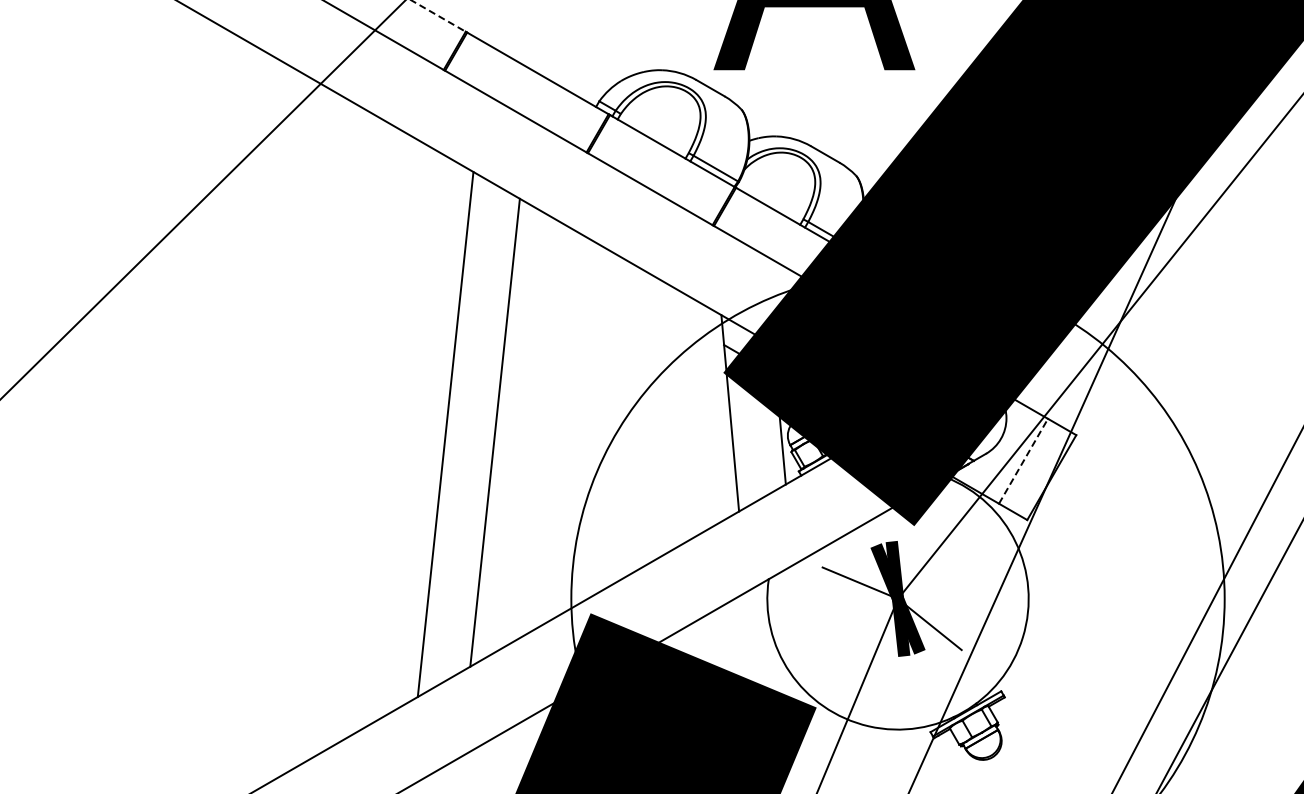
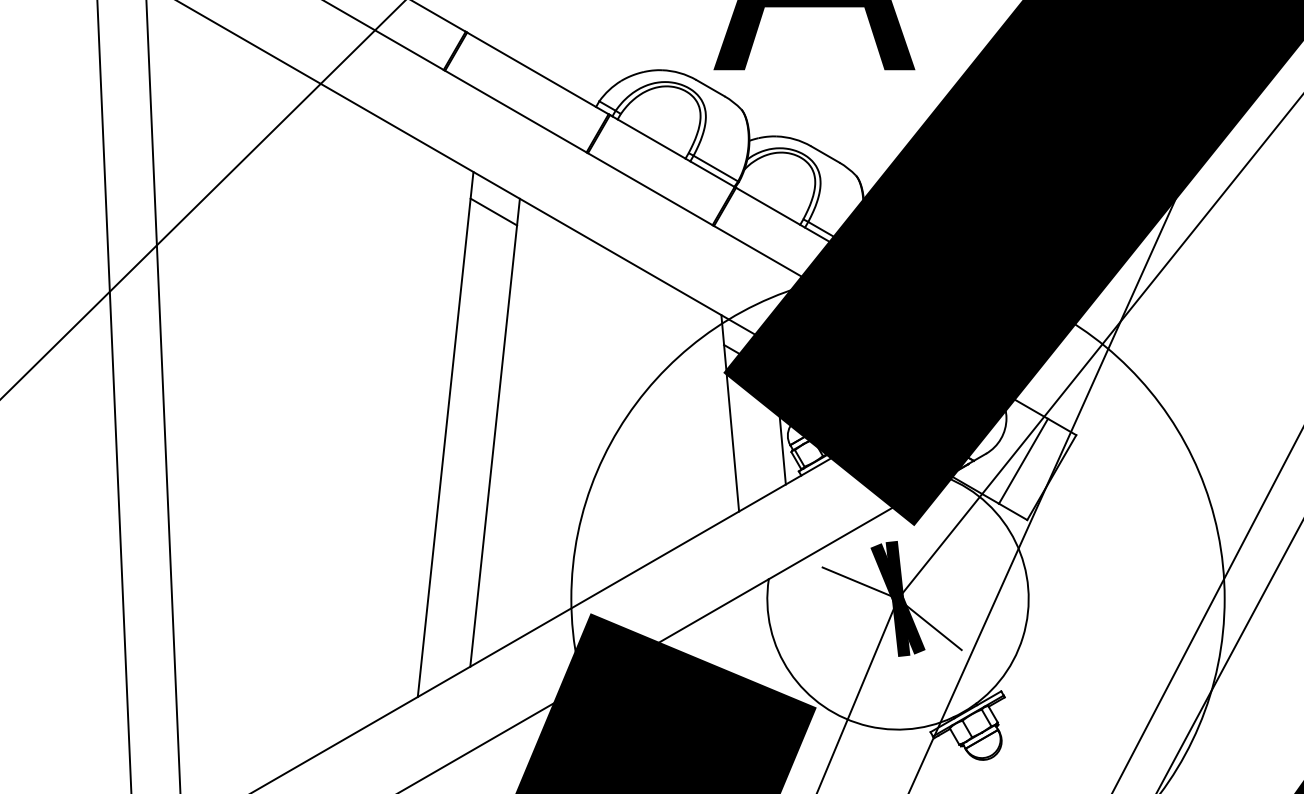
line: dashed -> solid (439, 16)
line: none -> present (493, 211)
line: none -> present (114, 396)
line: none -> present (163, 396)
line: dashed -> solid (1023, 460)
